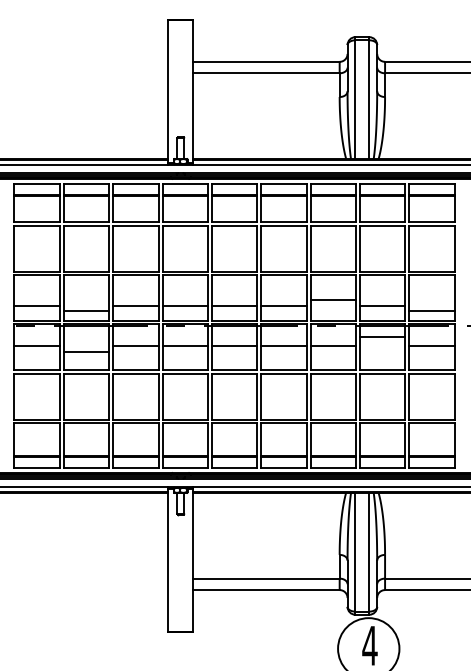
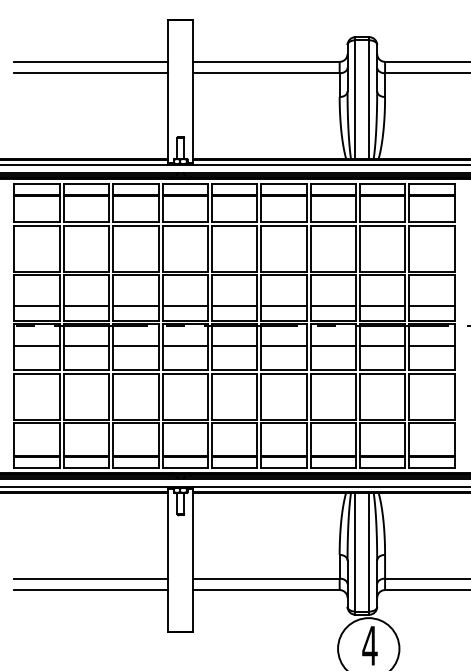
line: none -> present (91, 61)
line: none -> present (91, 73)
line position: (333, 299) -> (333, 305) (333, 305)
line position: (86, 310) -> (86, 305) (86, 305)
line position: (431, 310) -> (431, 305) (431, 305)
line position: (382, 337) -> (382, 346) (382, 346)
line position: (86, 352) -> (86, 346) (86, 346)
line: none -> present (91, 578)
line: none -> present (91, 590)
